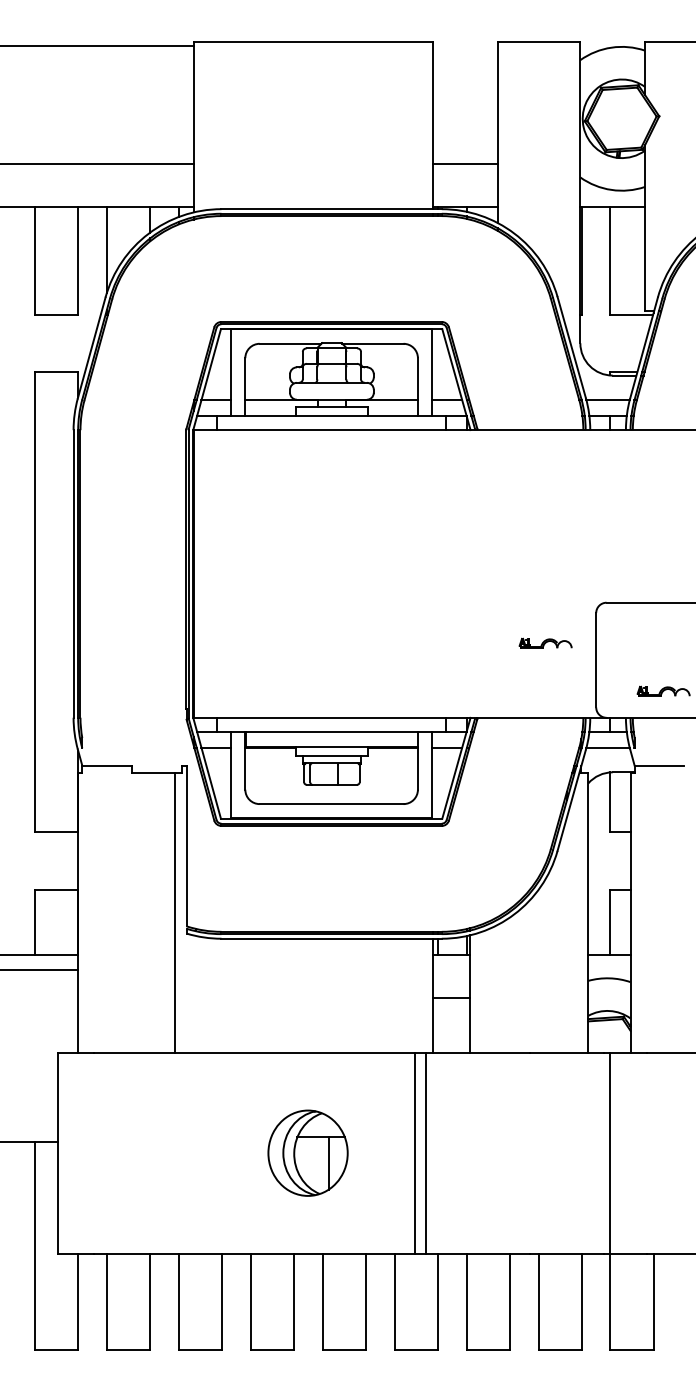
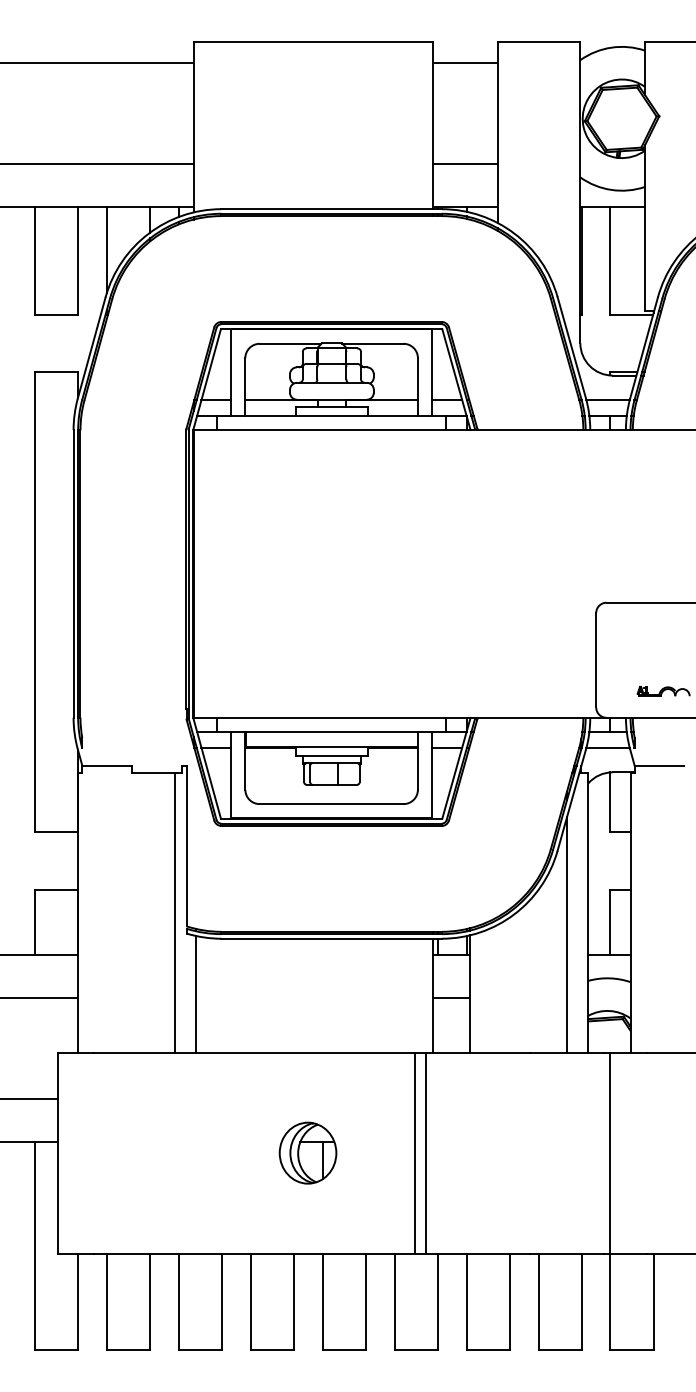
line position: (97, 45) -> (97, 62) (97, 62)
line: none -> present (465, 62)
part: present -> none (545, 642)
line: none -> present (566, 934)
line position: (40, 969) -> (40, 997) (40, 997)
line: none -> present (196, 994)
line: none -> present (30, 1098)
part size: 82x88 px -> 60x64 px (307, 1152)
